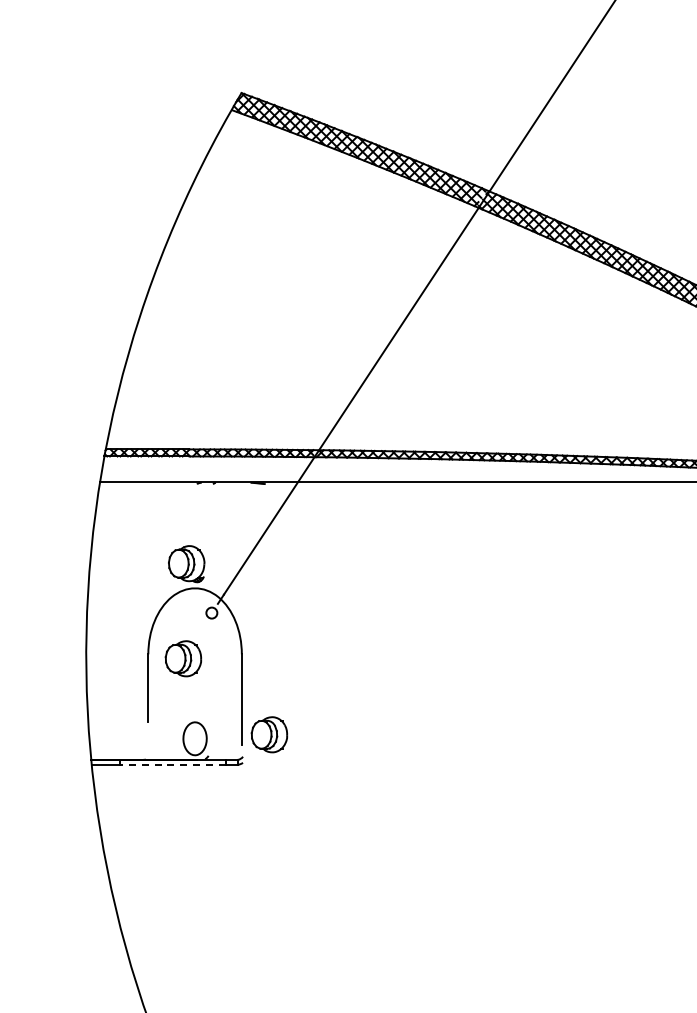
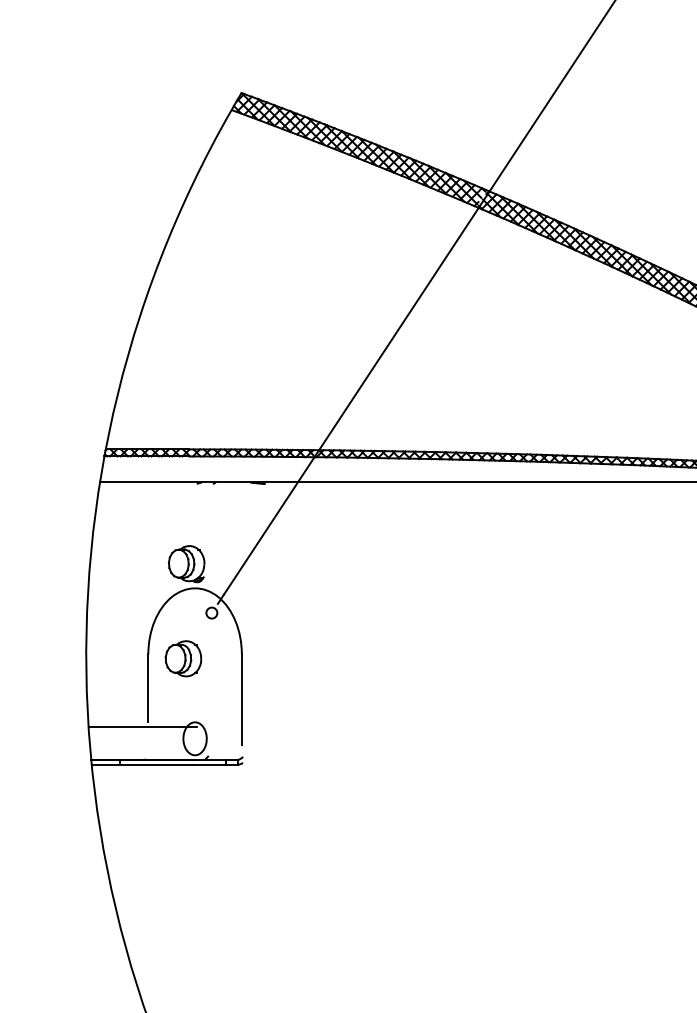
line: none -> present (142, 726)
part: present -> none (269, 734)
line: dashed -> solid (172, 764)
